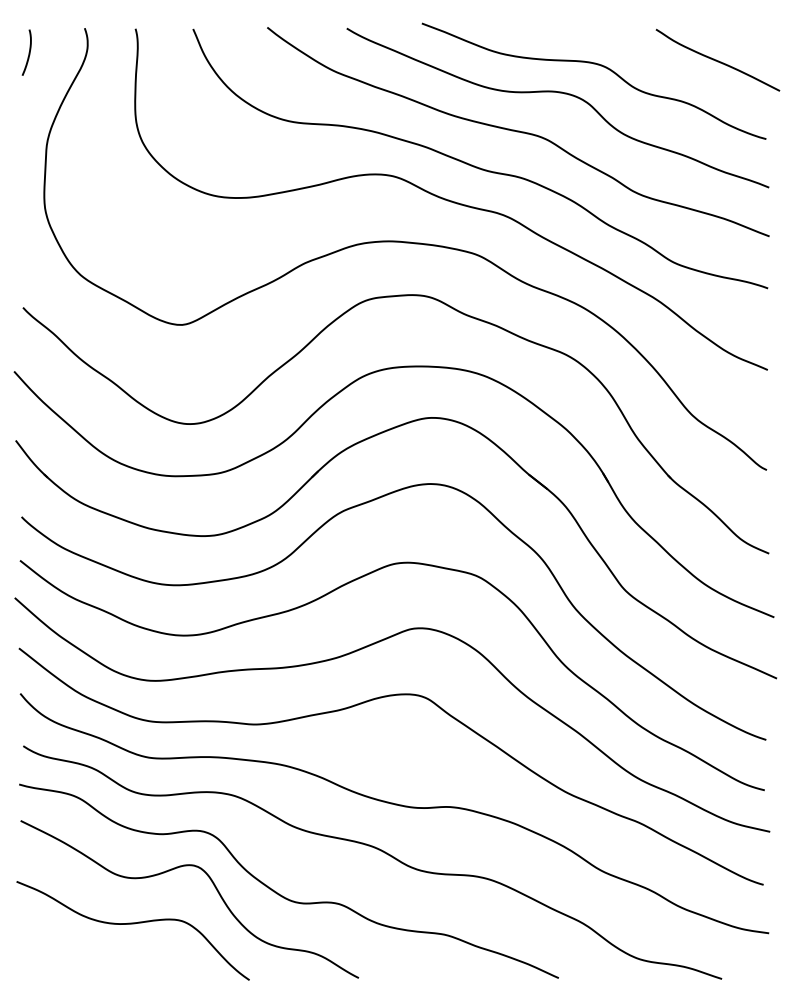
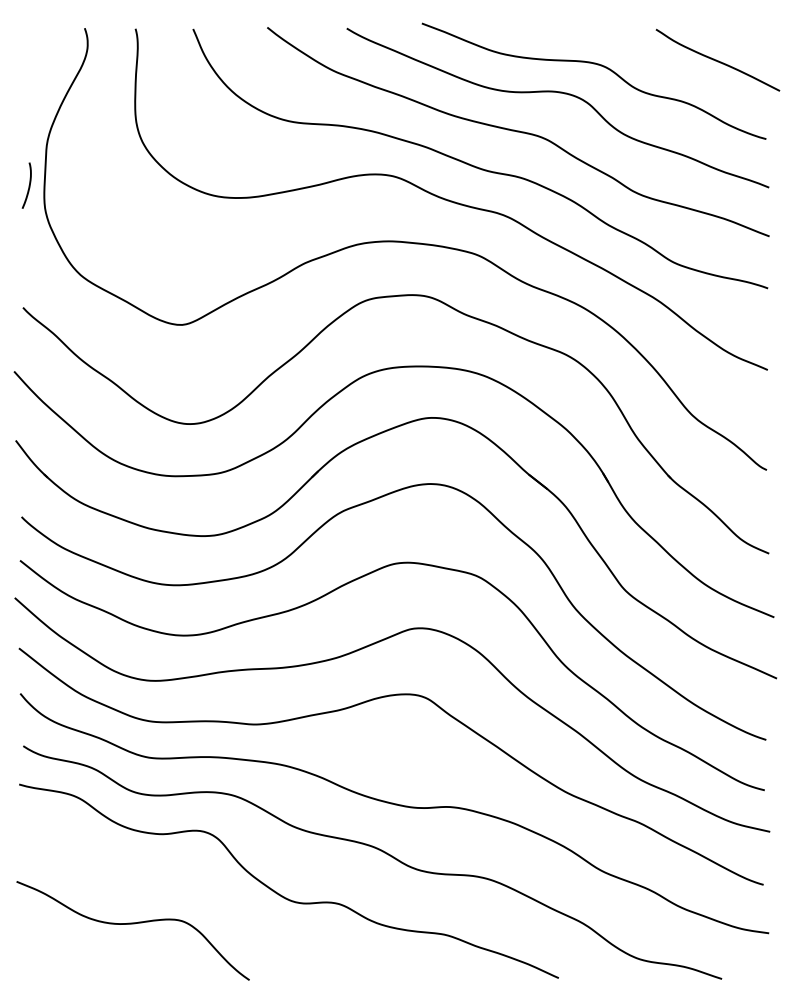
curve position: (28, 52) -> (28, 185) (28, 185)
curve: present -> none (214, 887)
